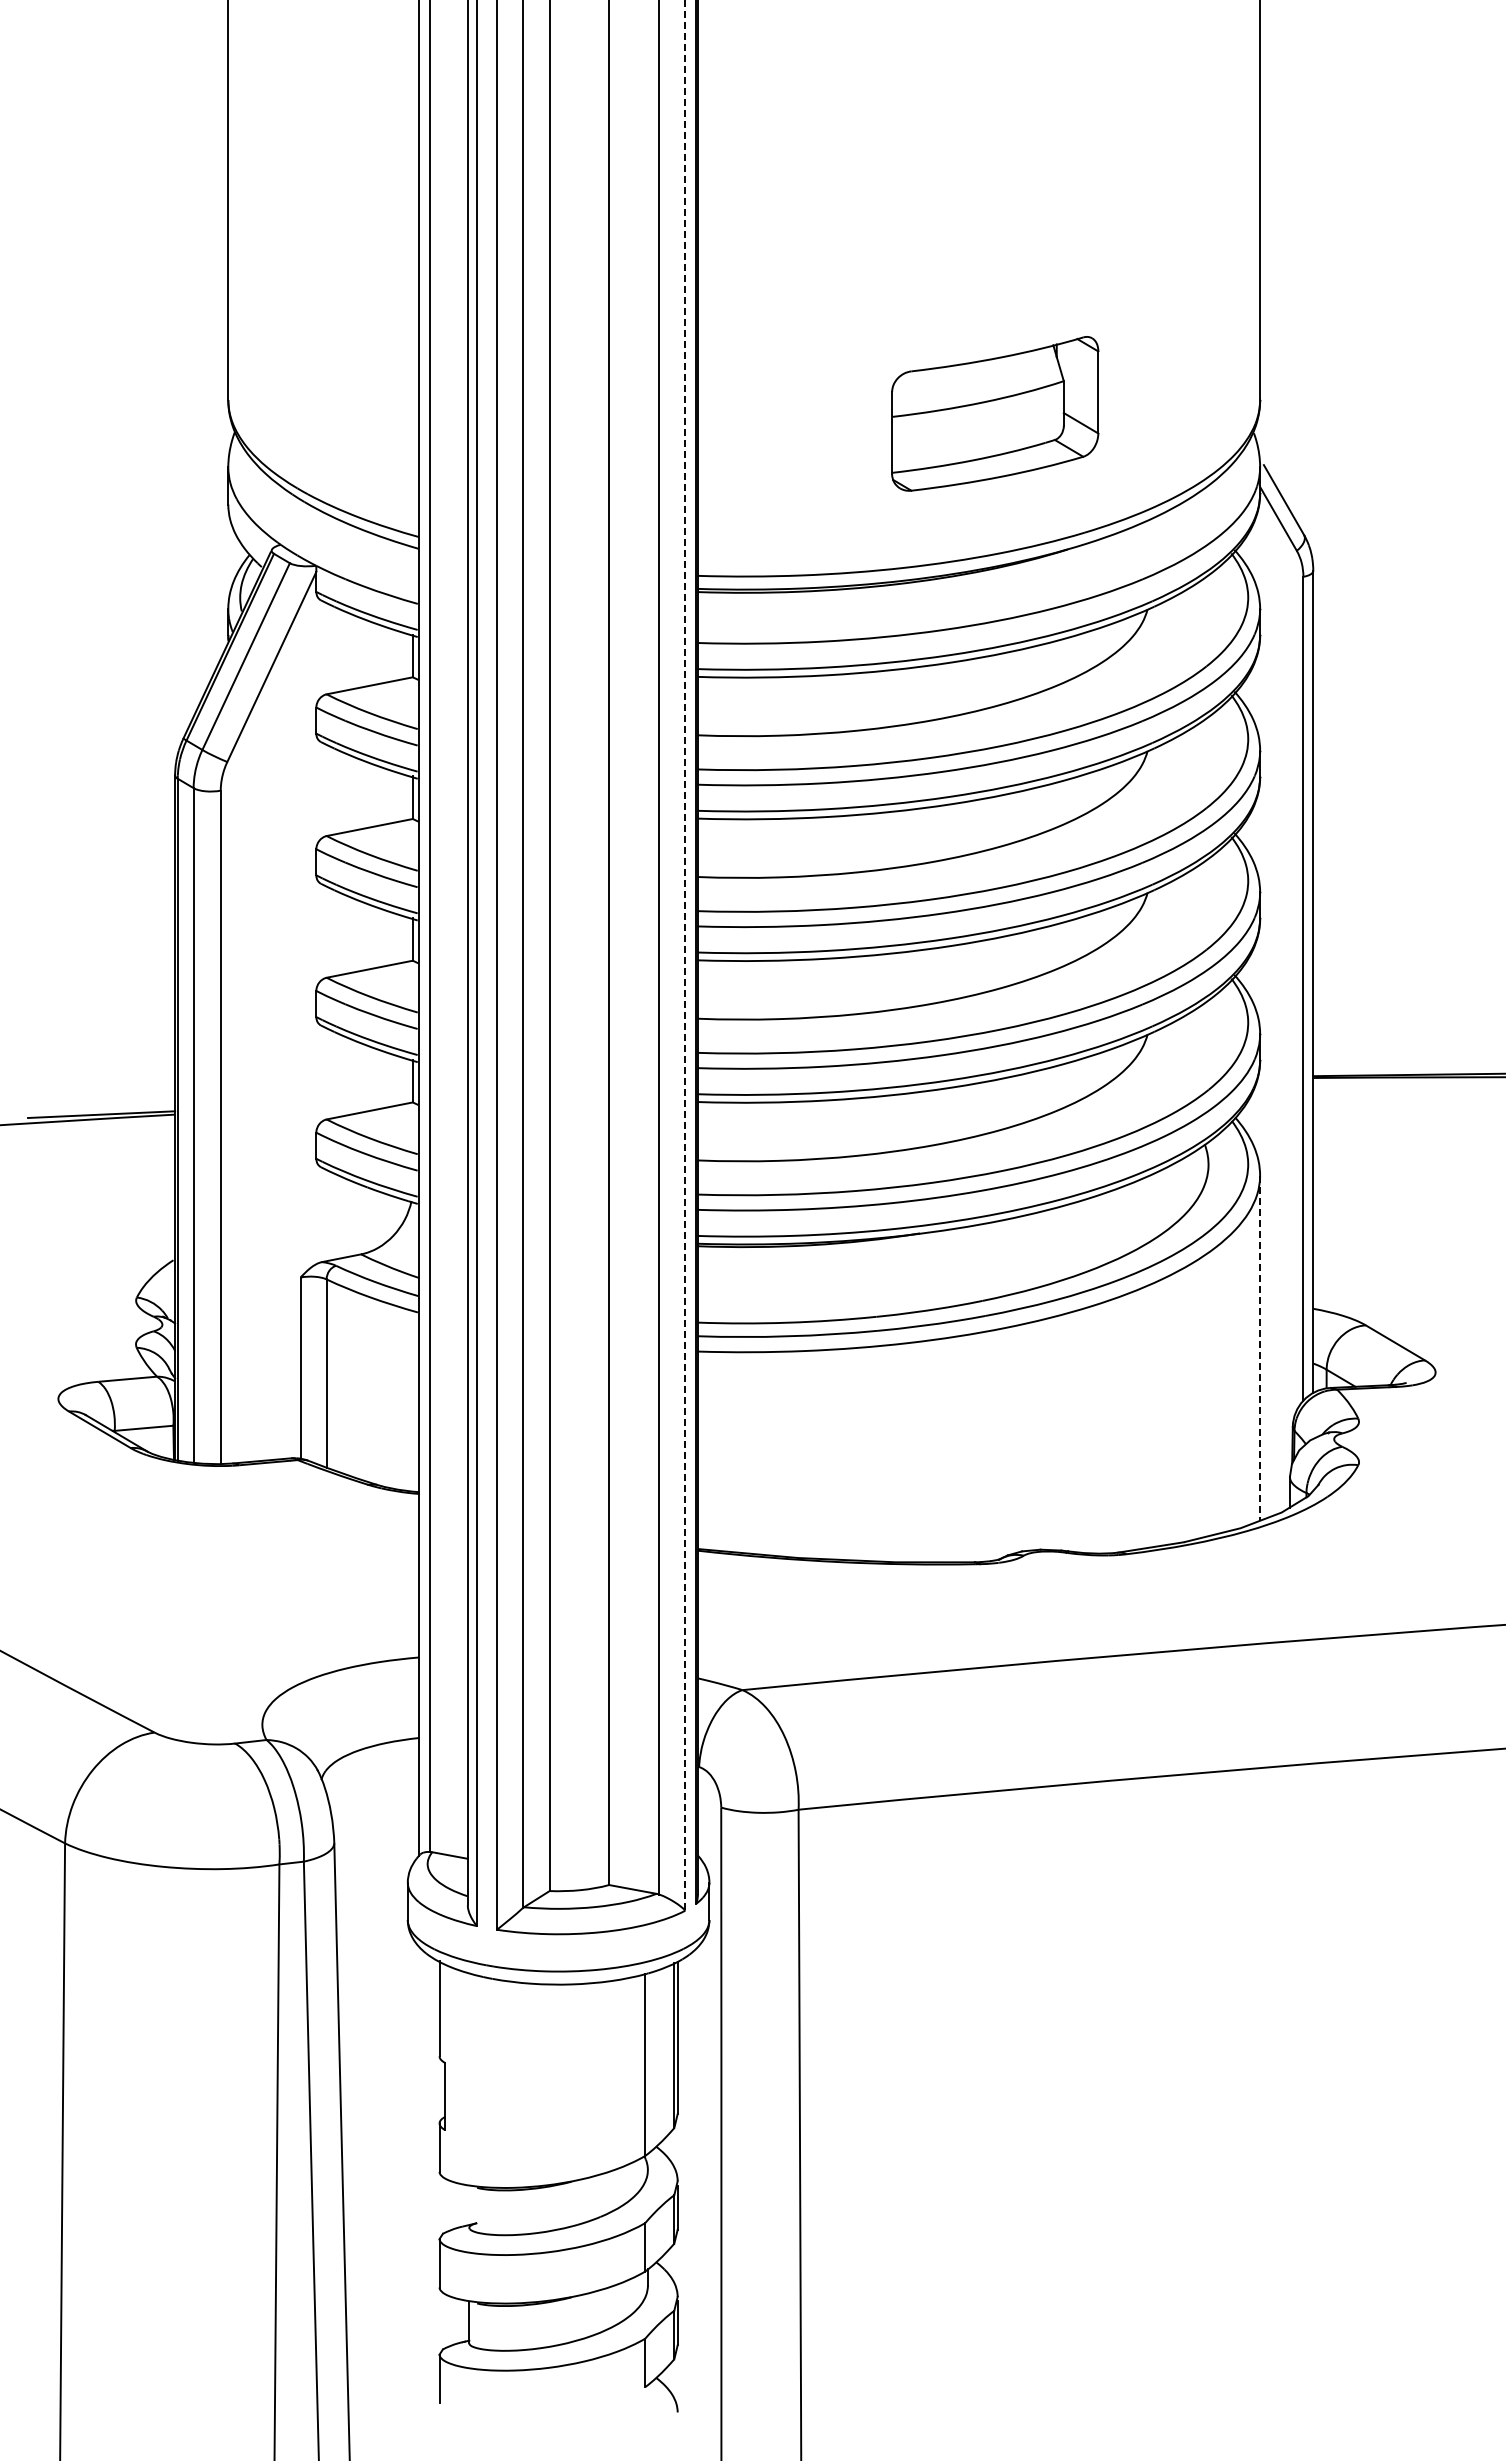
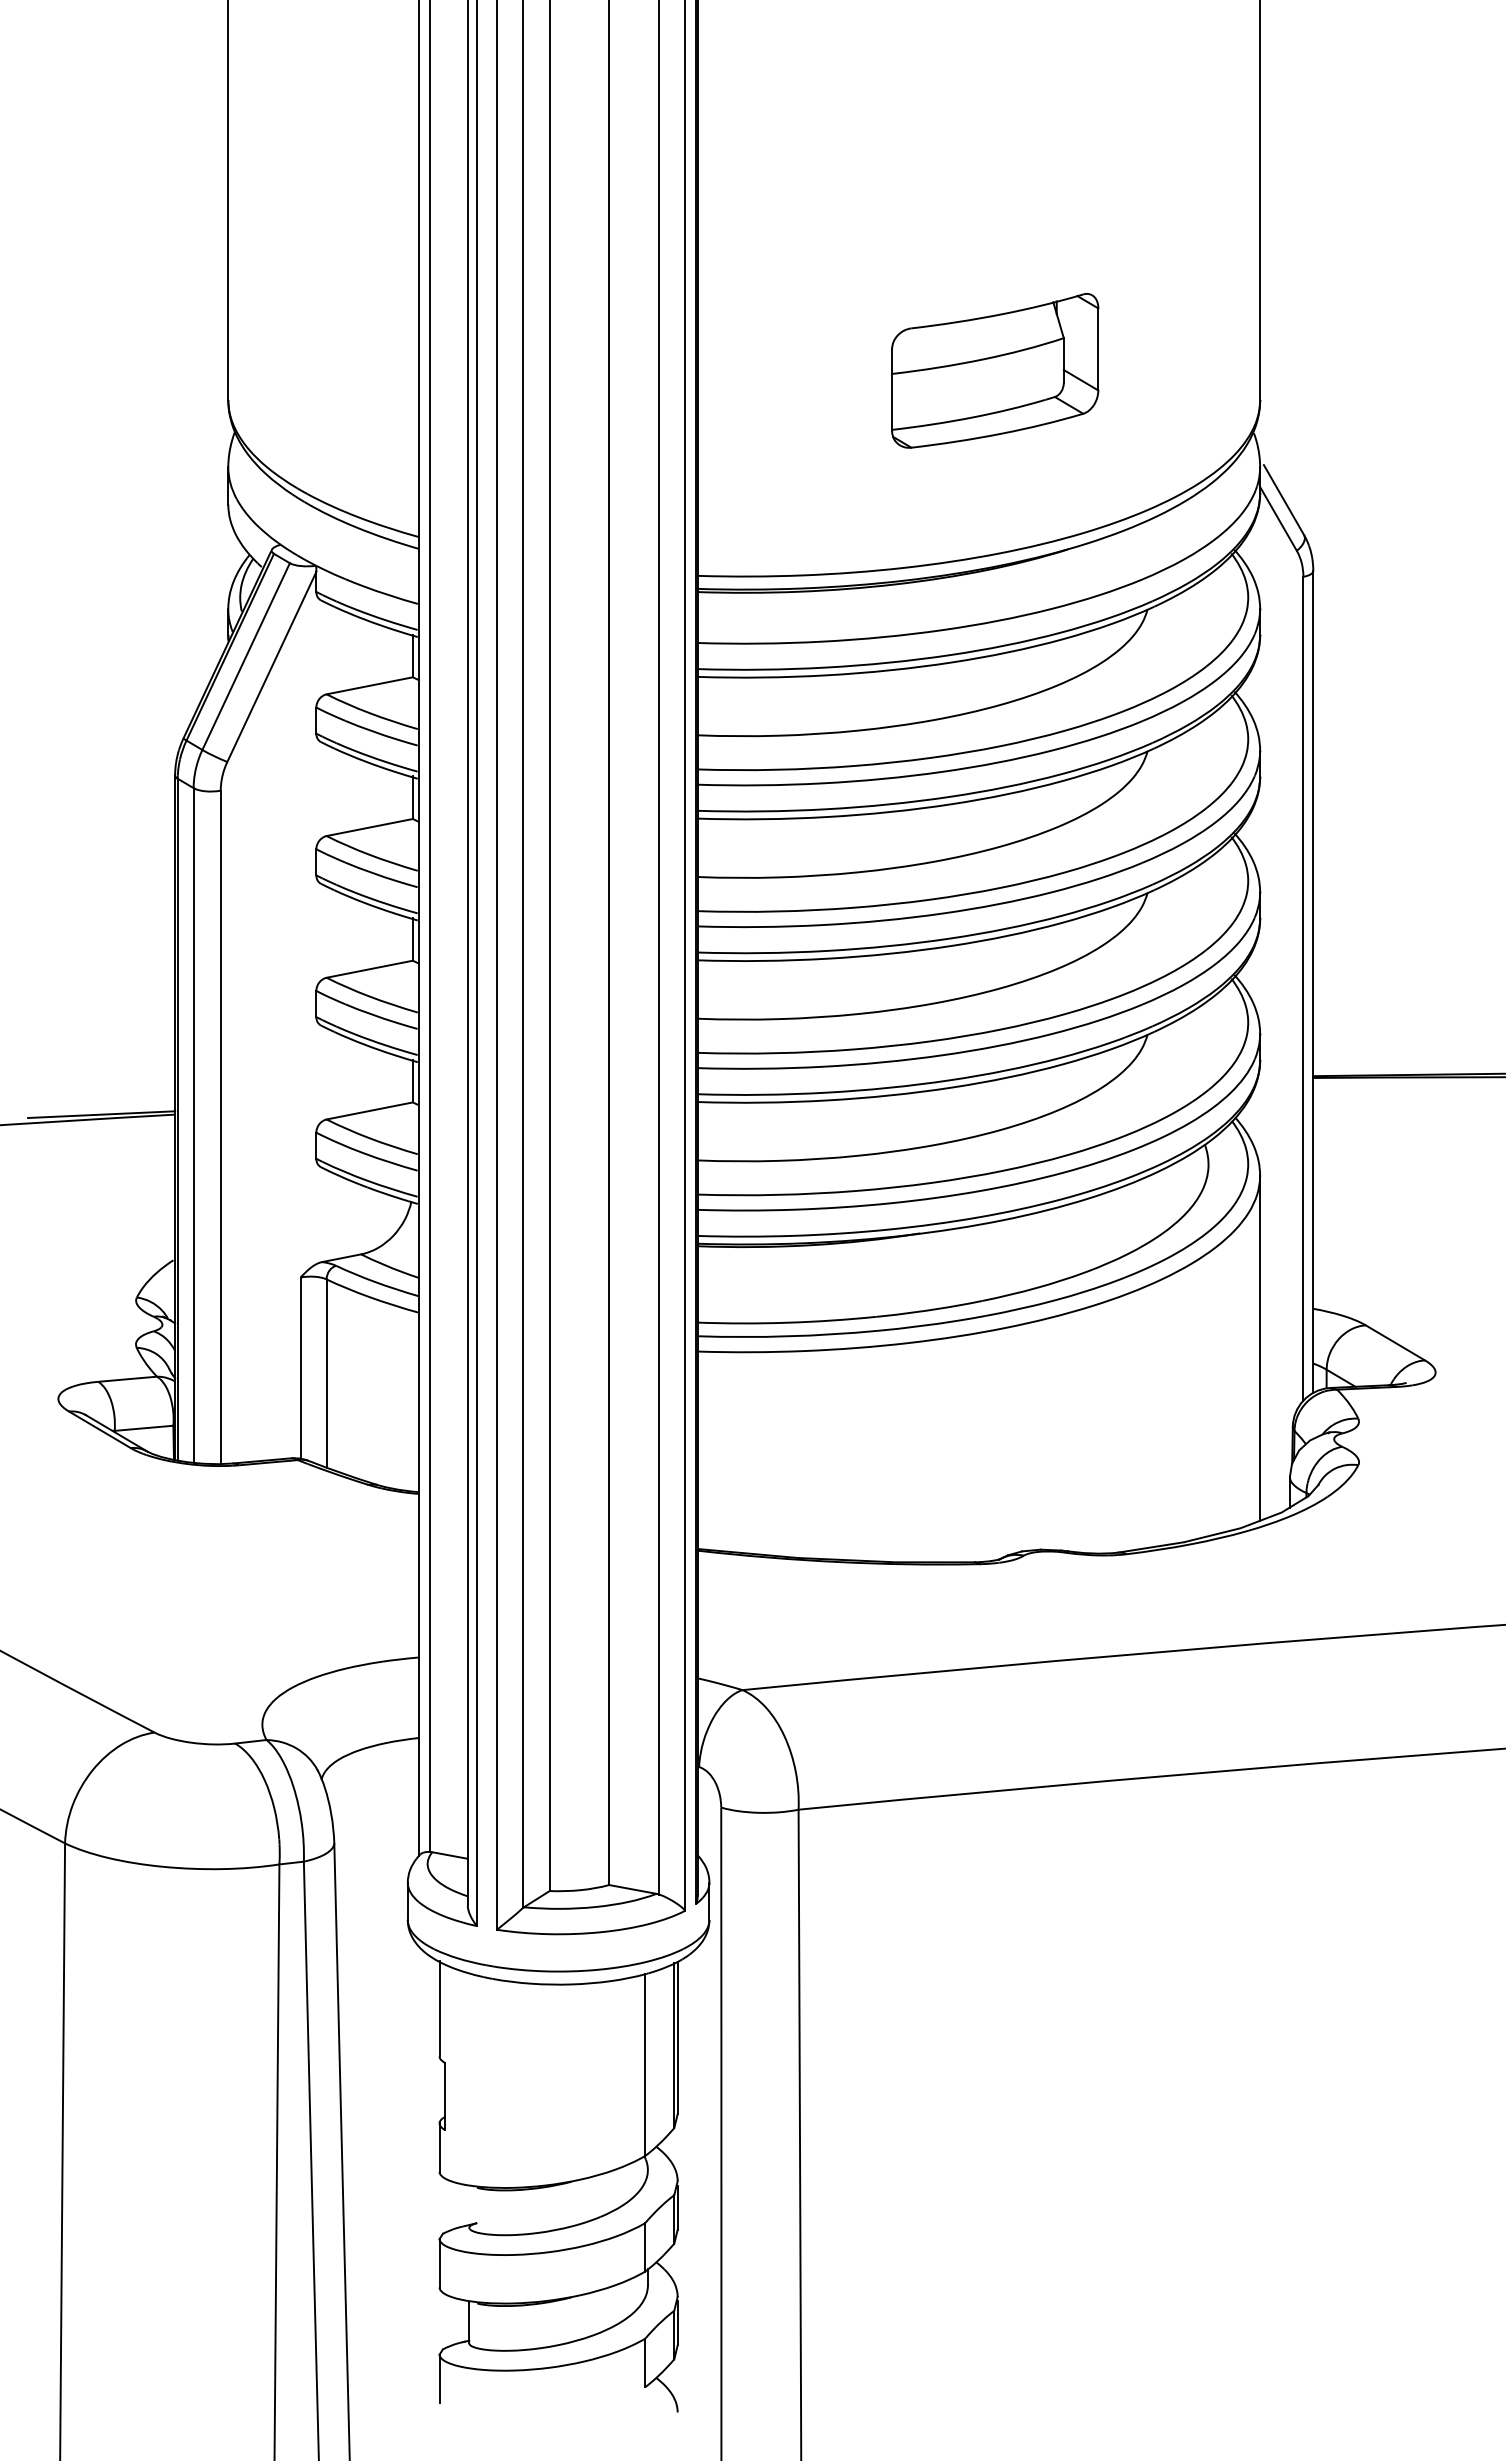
part position: (995, 413) -> (995, 370) (995, 370)
line: dashed -> solid (685, 955)
line: dashed -> solid (1260, 1348)
